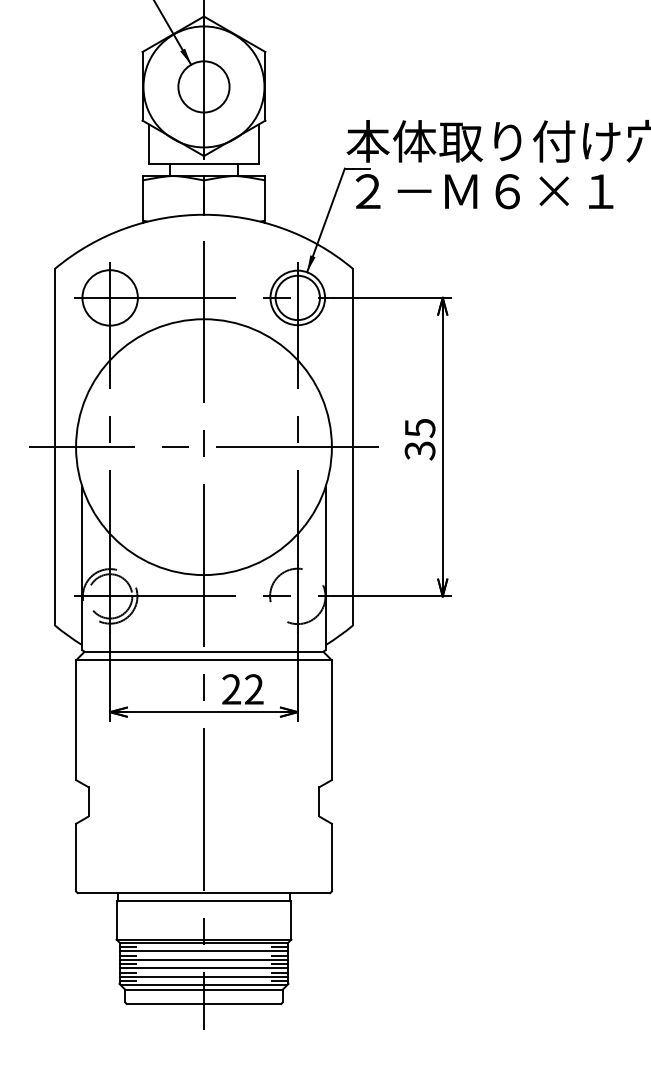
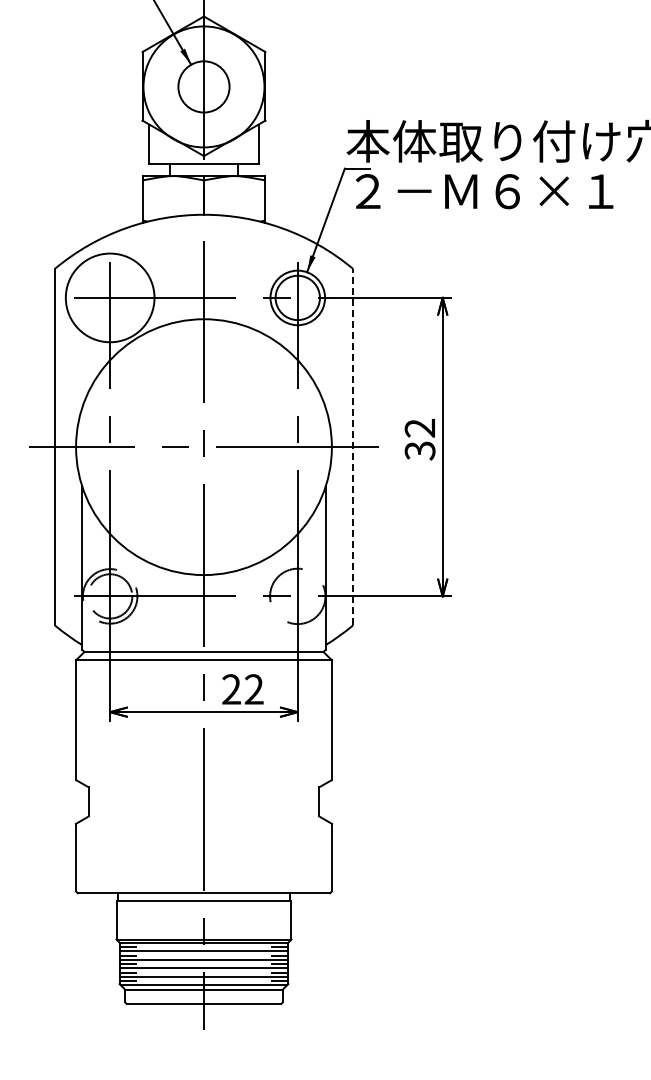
circle diameter: 55 px -> 89 px (109, 297)
text: 35 -> 32 (419, 428)
line: solid -> dashed (353, 446)
